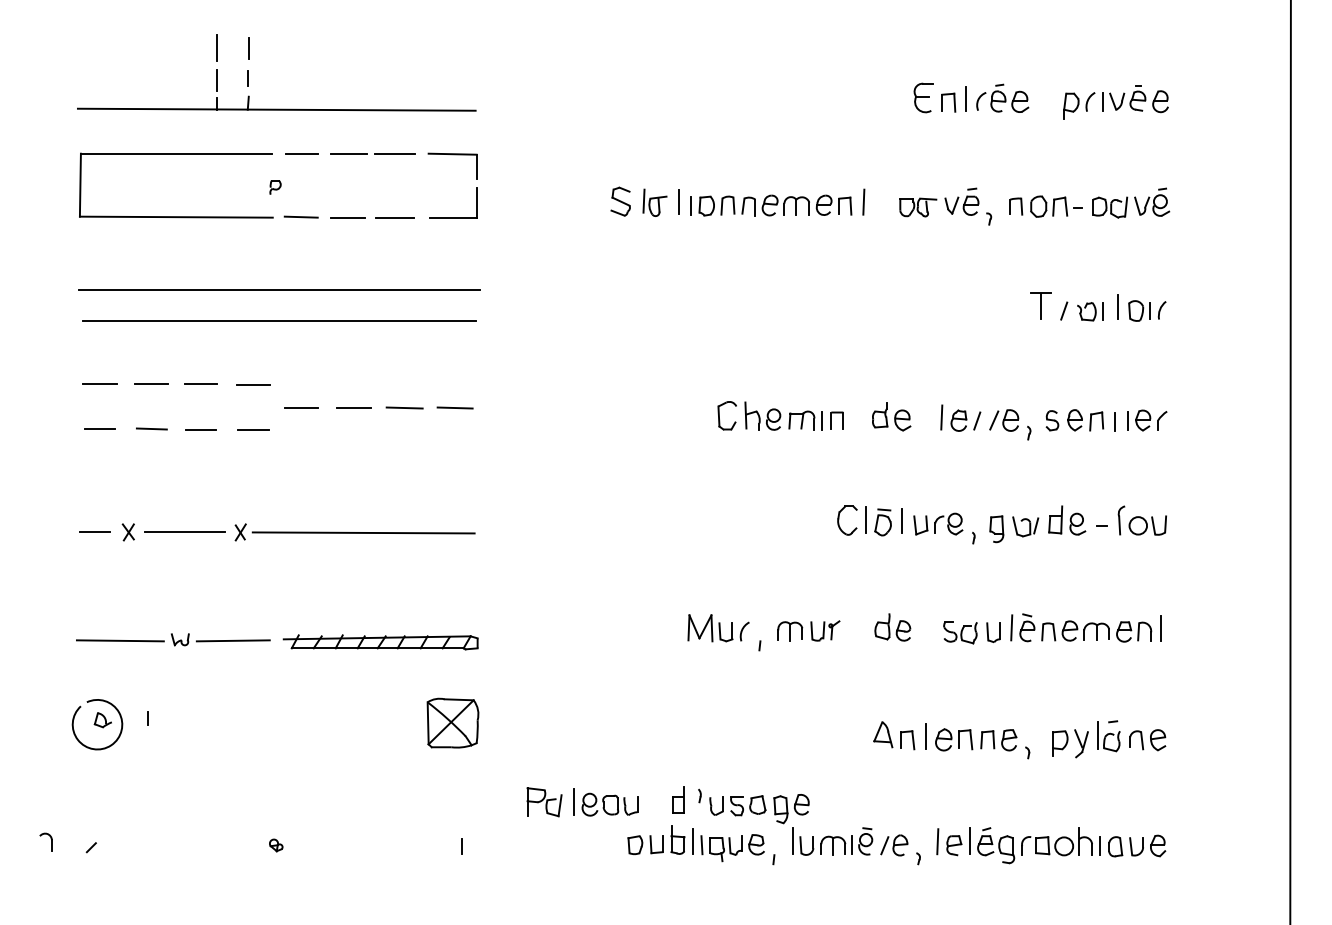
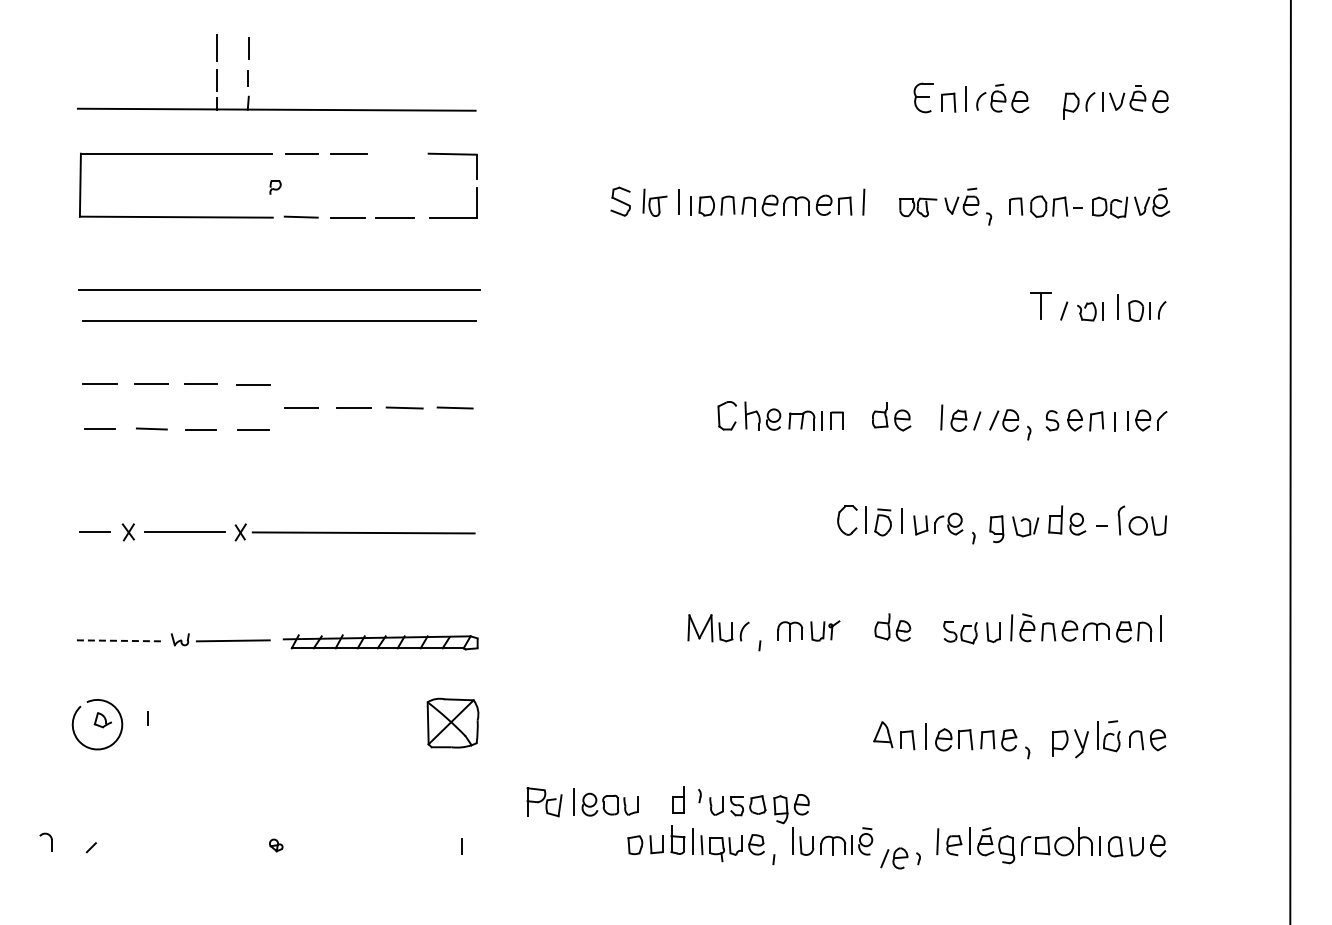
line: present -> none (394, 153)
line: solid -> dashed (120, 640)
part position: (894, 845) -> (894, 858) (894, 858)
